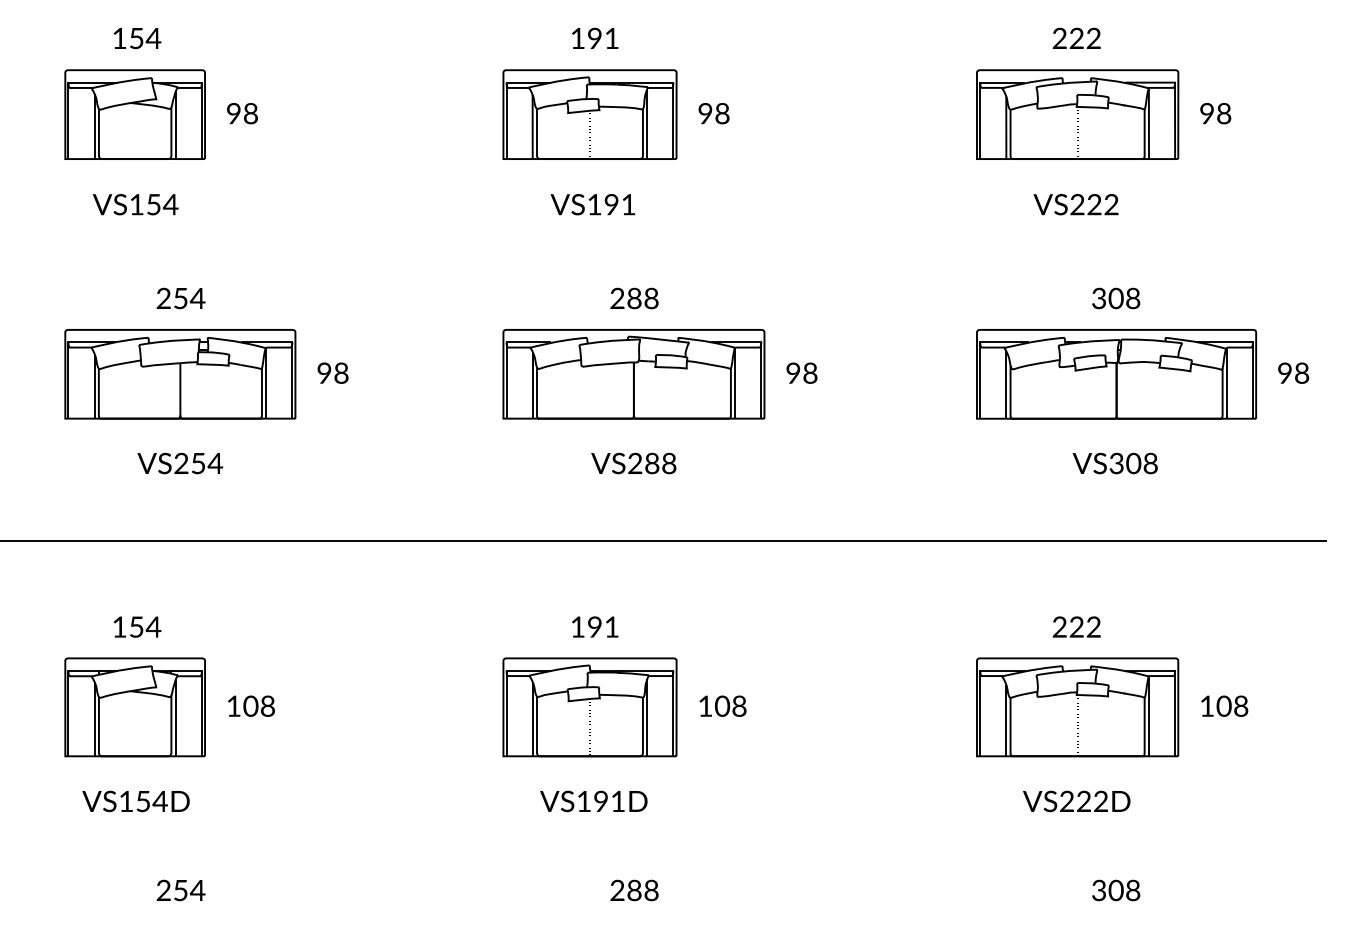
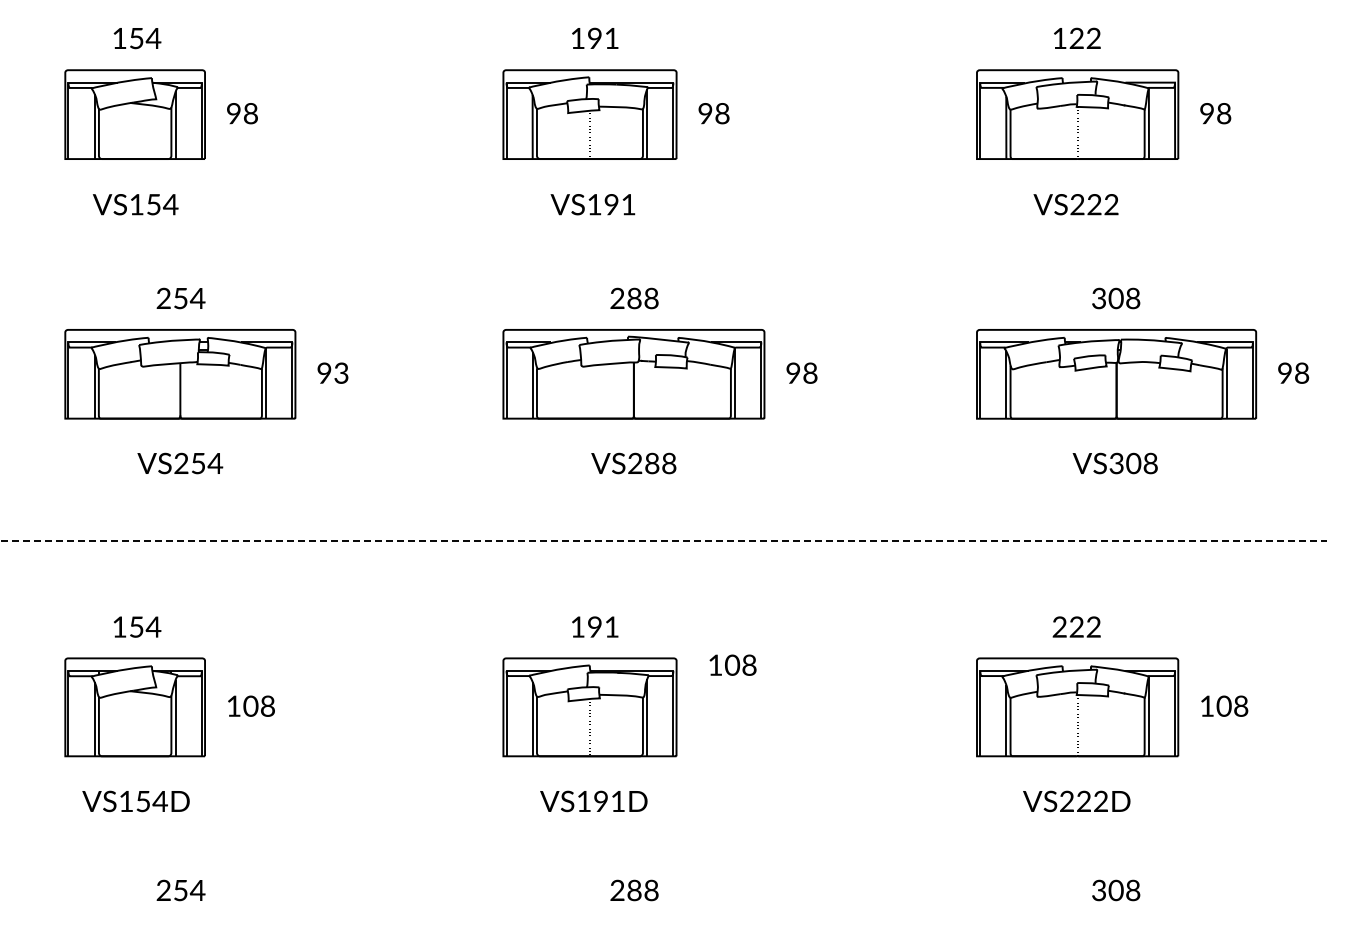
text: 222 -> 122 (1059, 37)
text: 98 -> 93 (341, 373)
line: solid -> dashed (663, 541)
text position: (722, 705) -> (732, 664) (732, 664)
